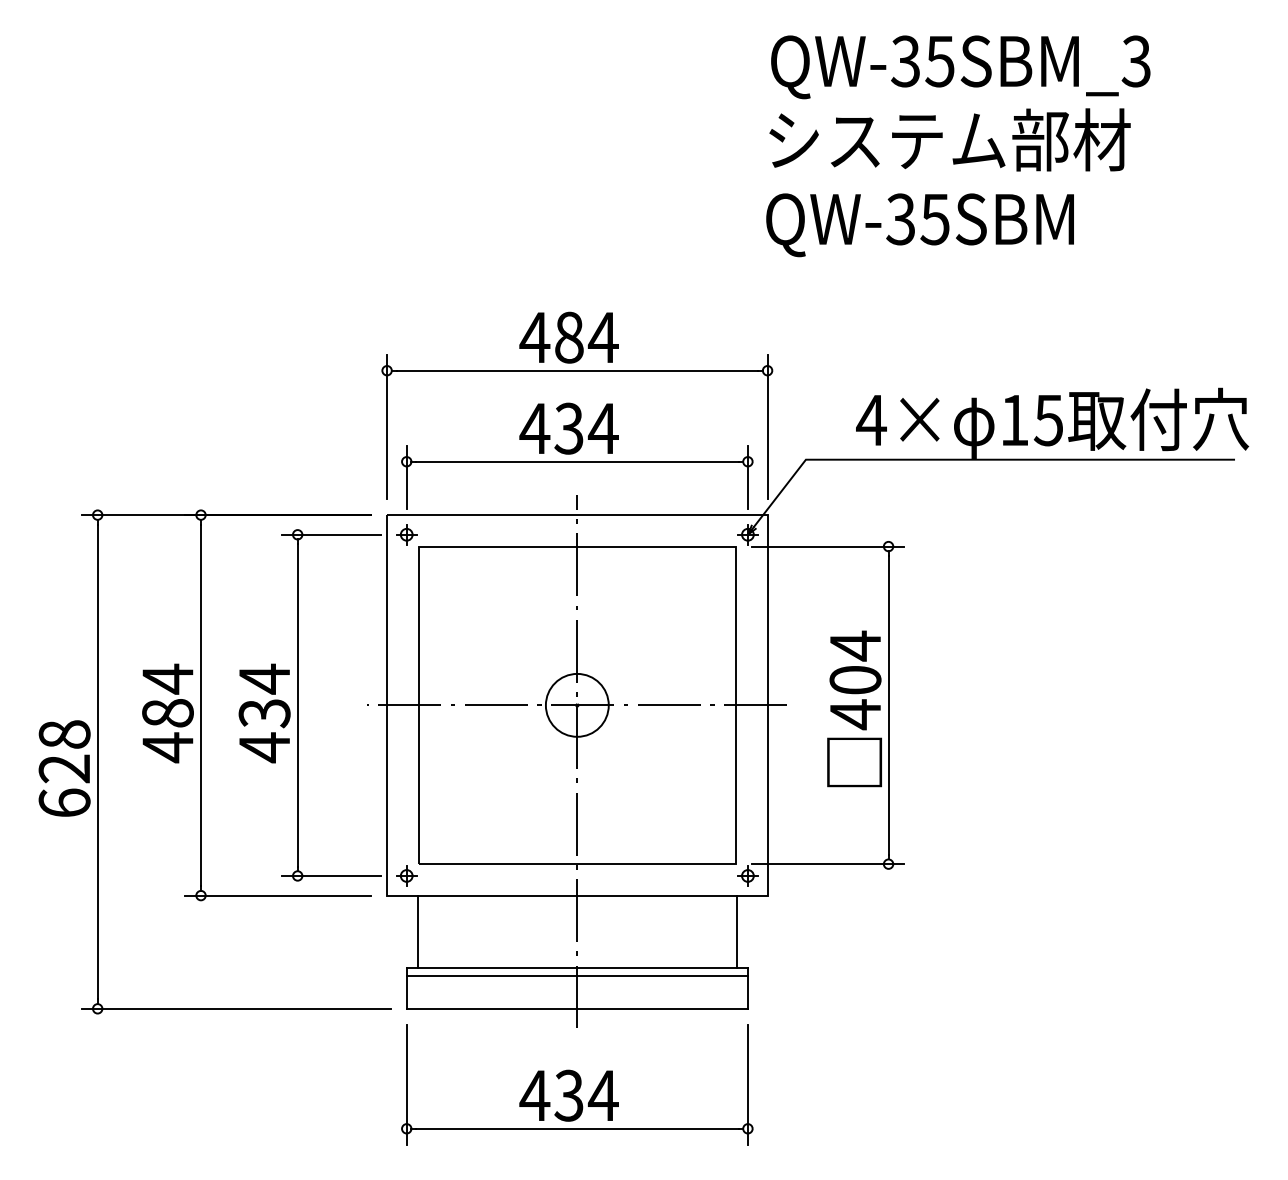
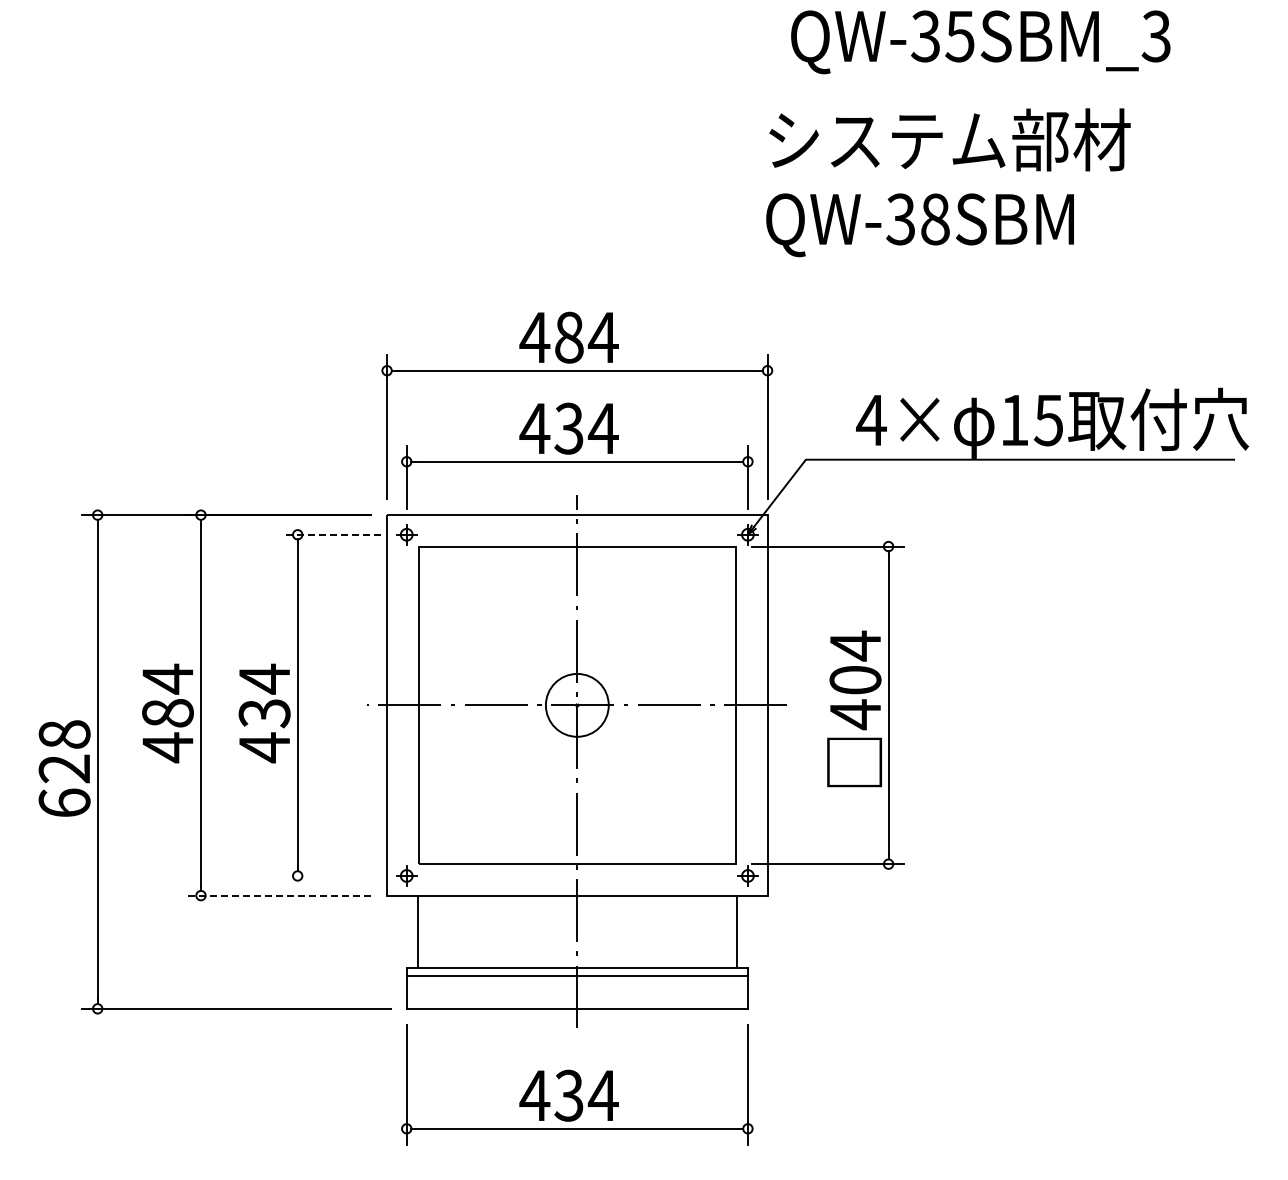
text position: (960, 67) -> (980, 42) (980, 42)
text: QW-35SBM -> QW-38SBM (934, 219)
line: solid -> dashed (331, 534)
line: present -> none (331, 875)
line: solid -> dashed (277, 895)
